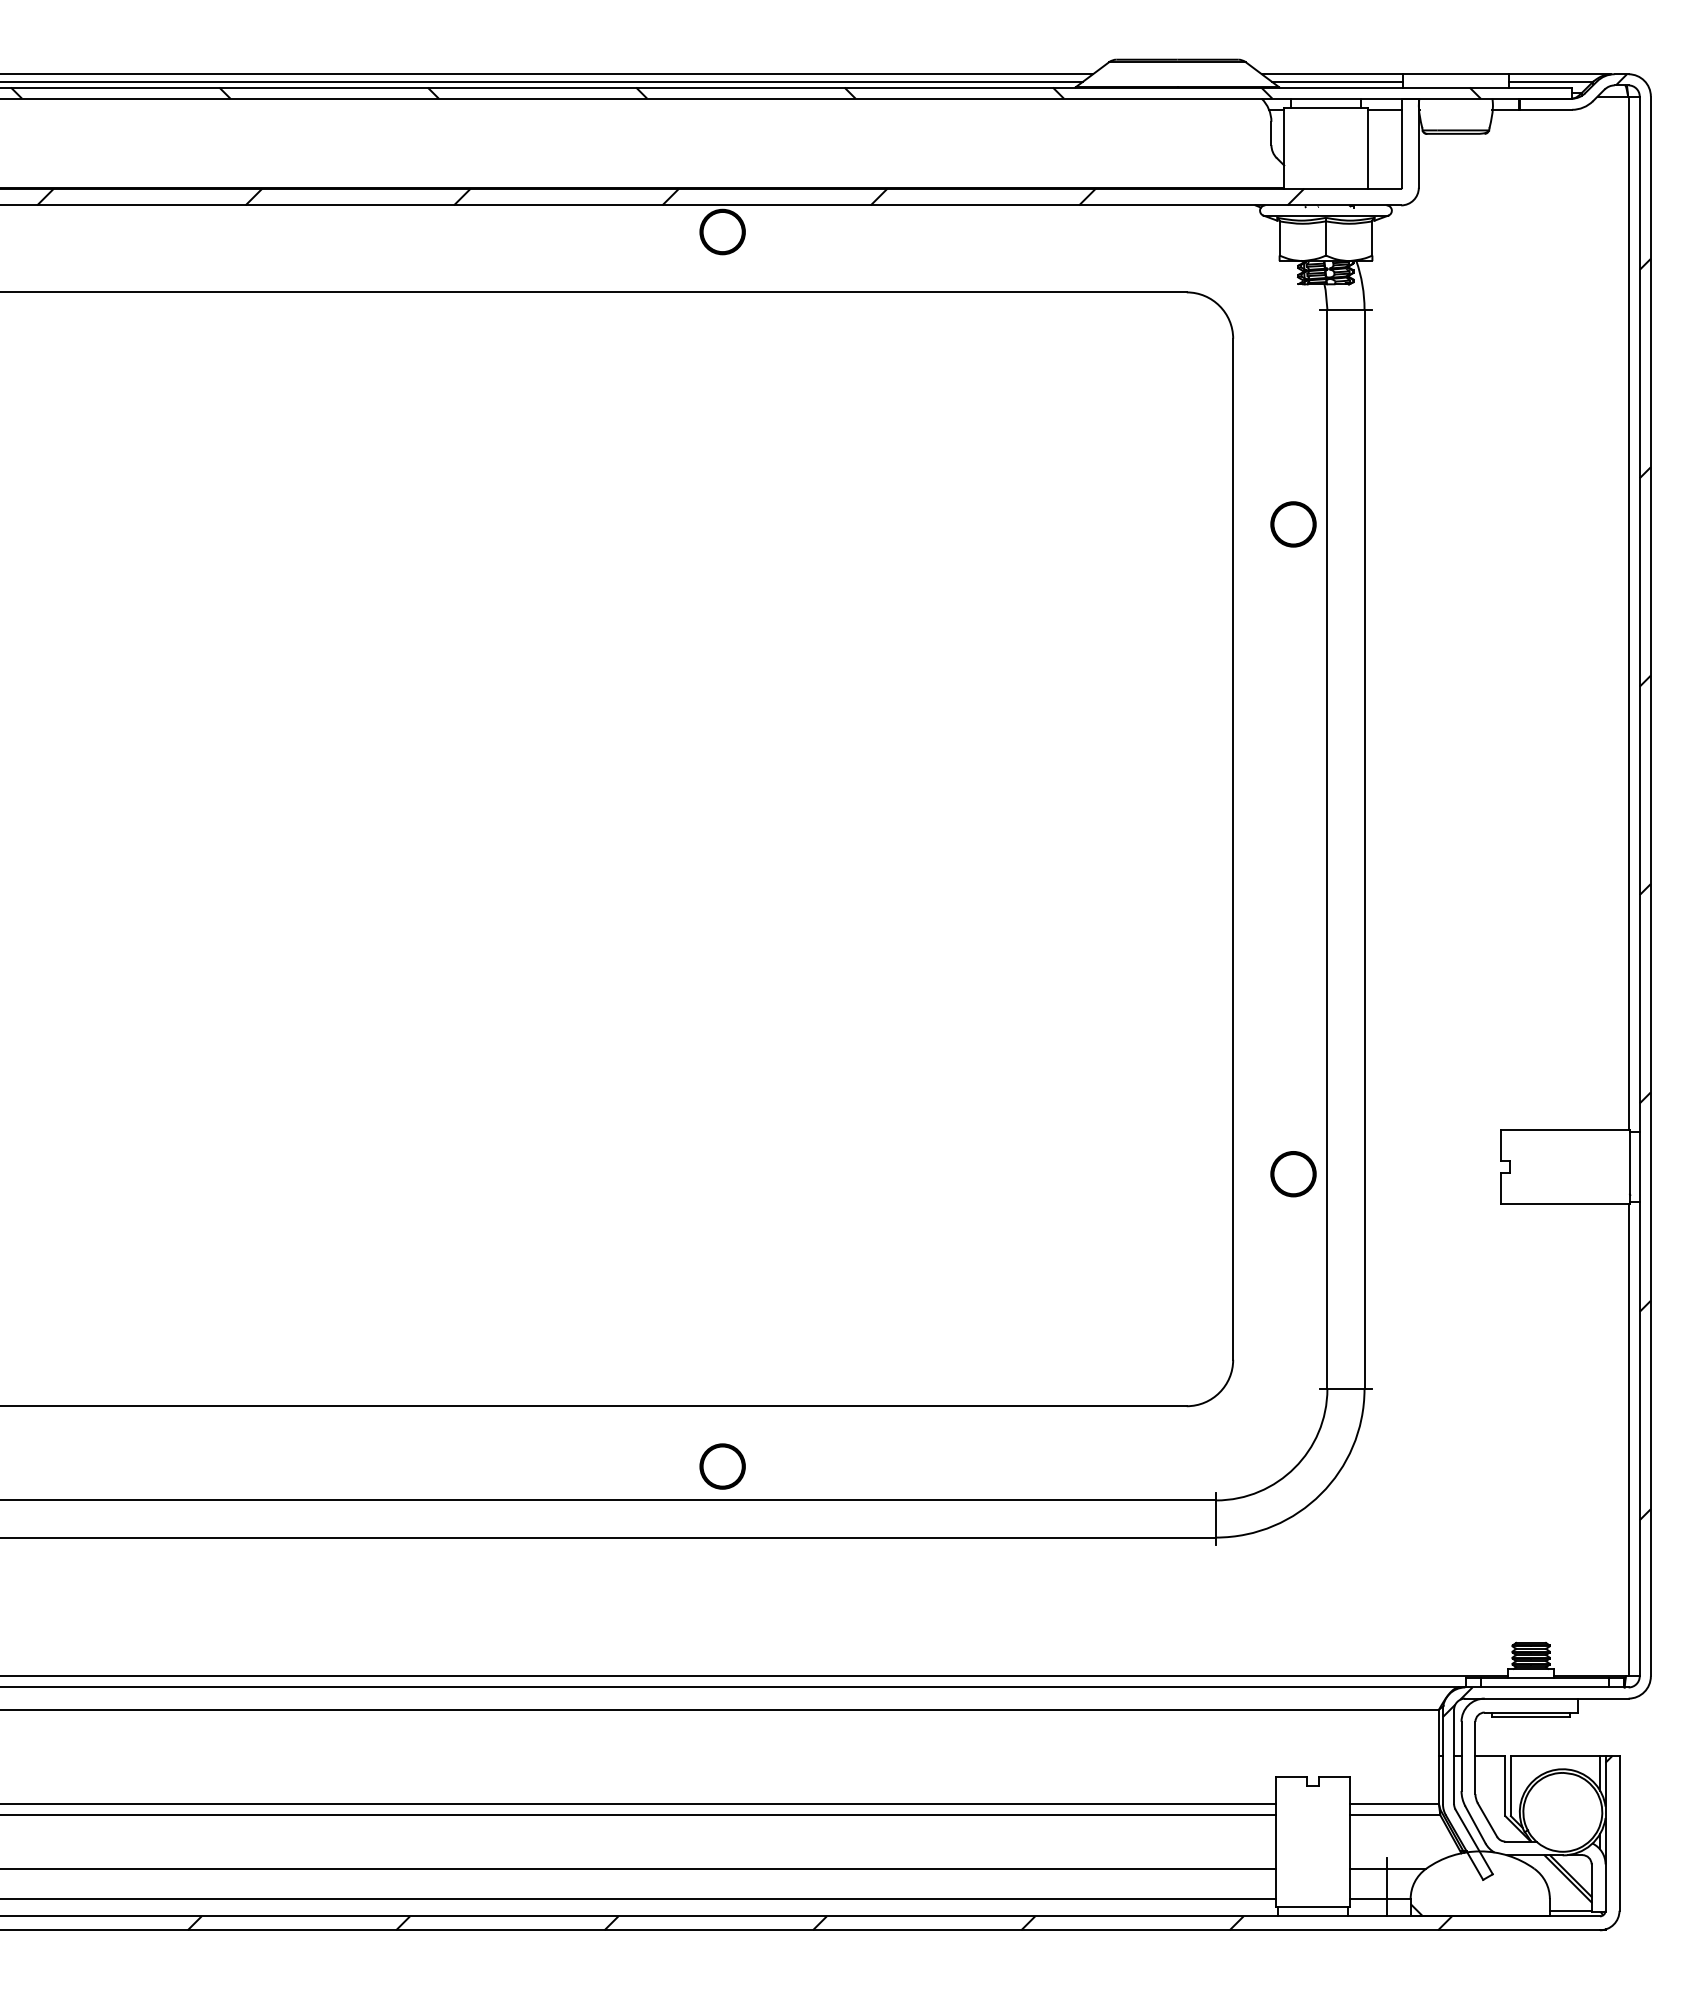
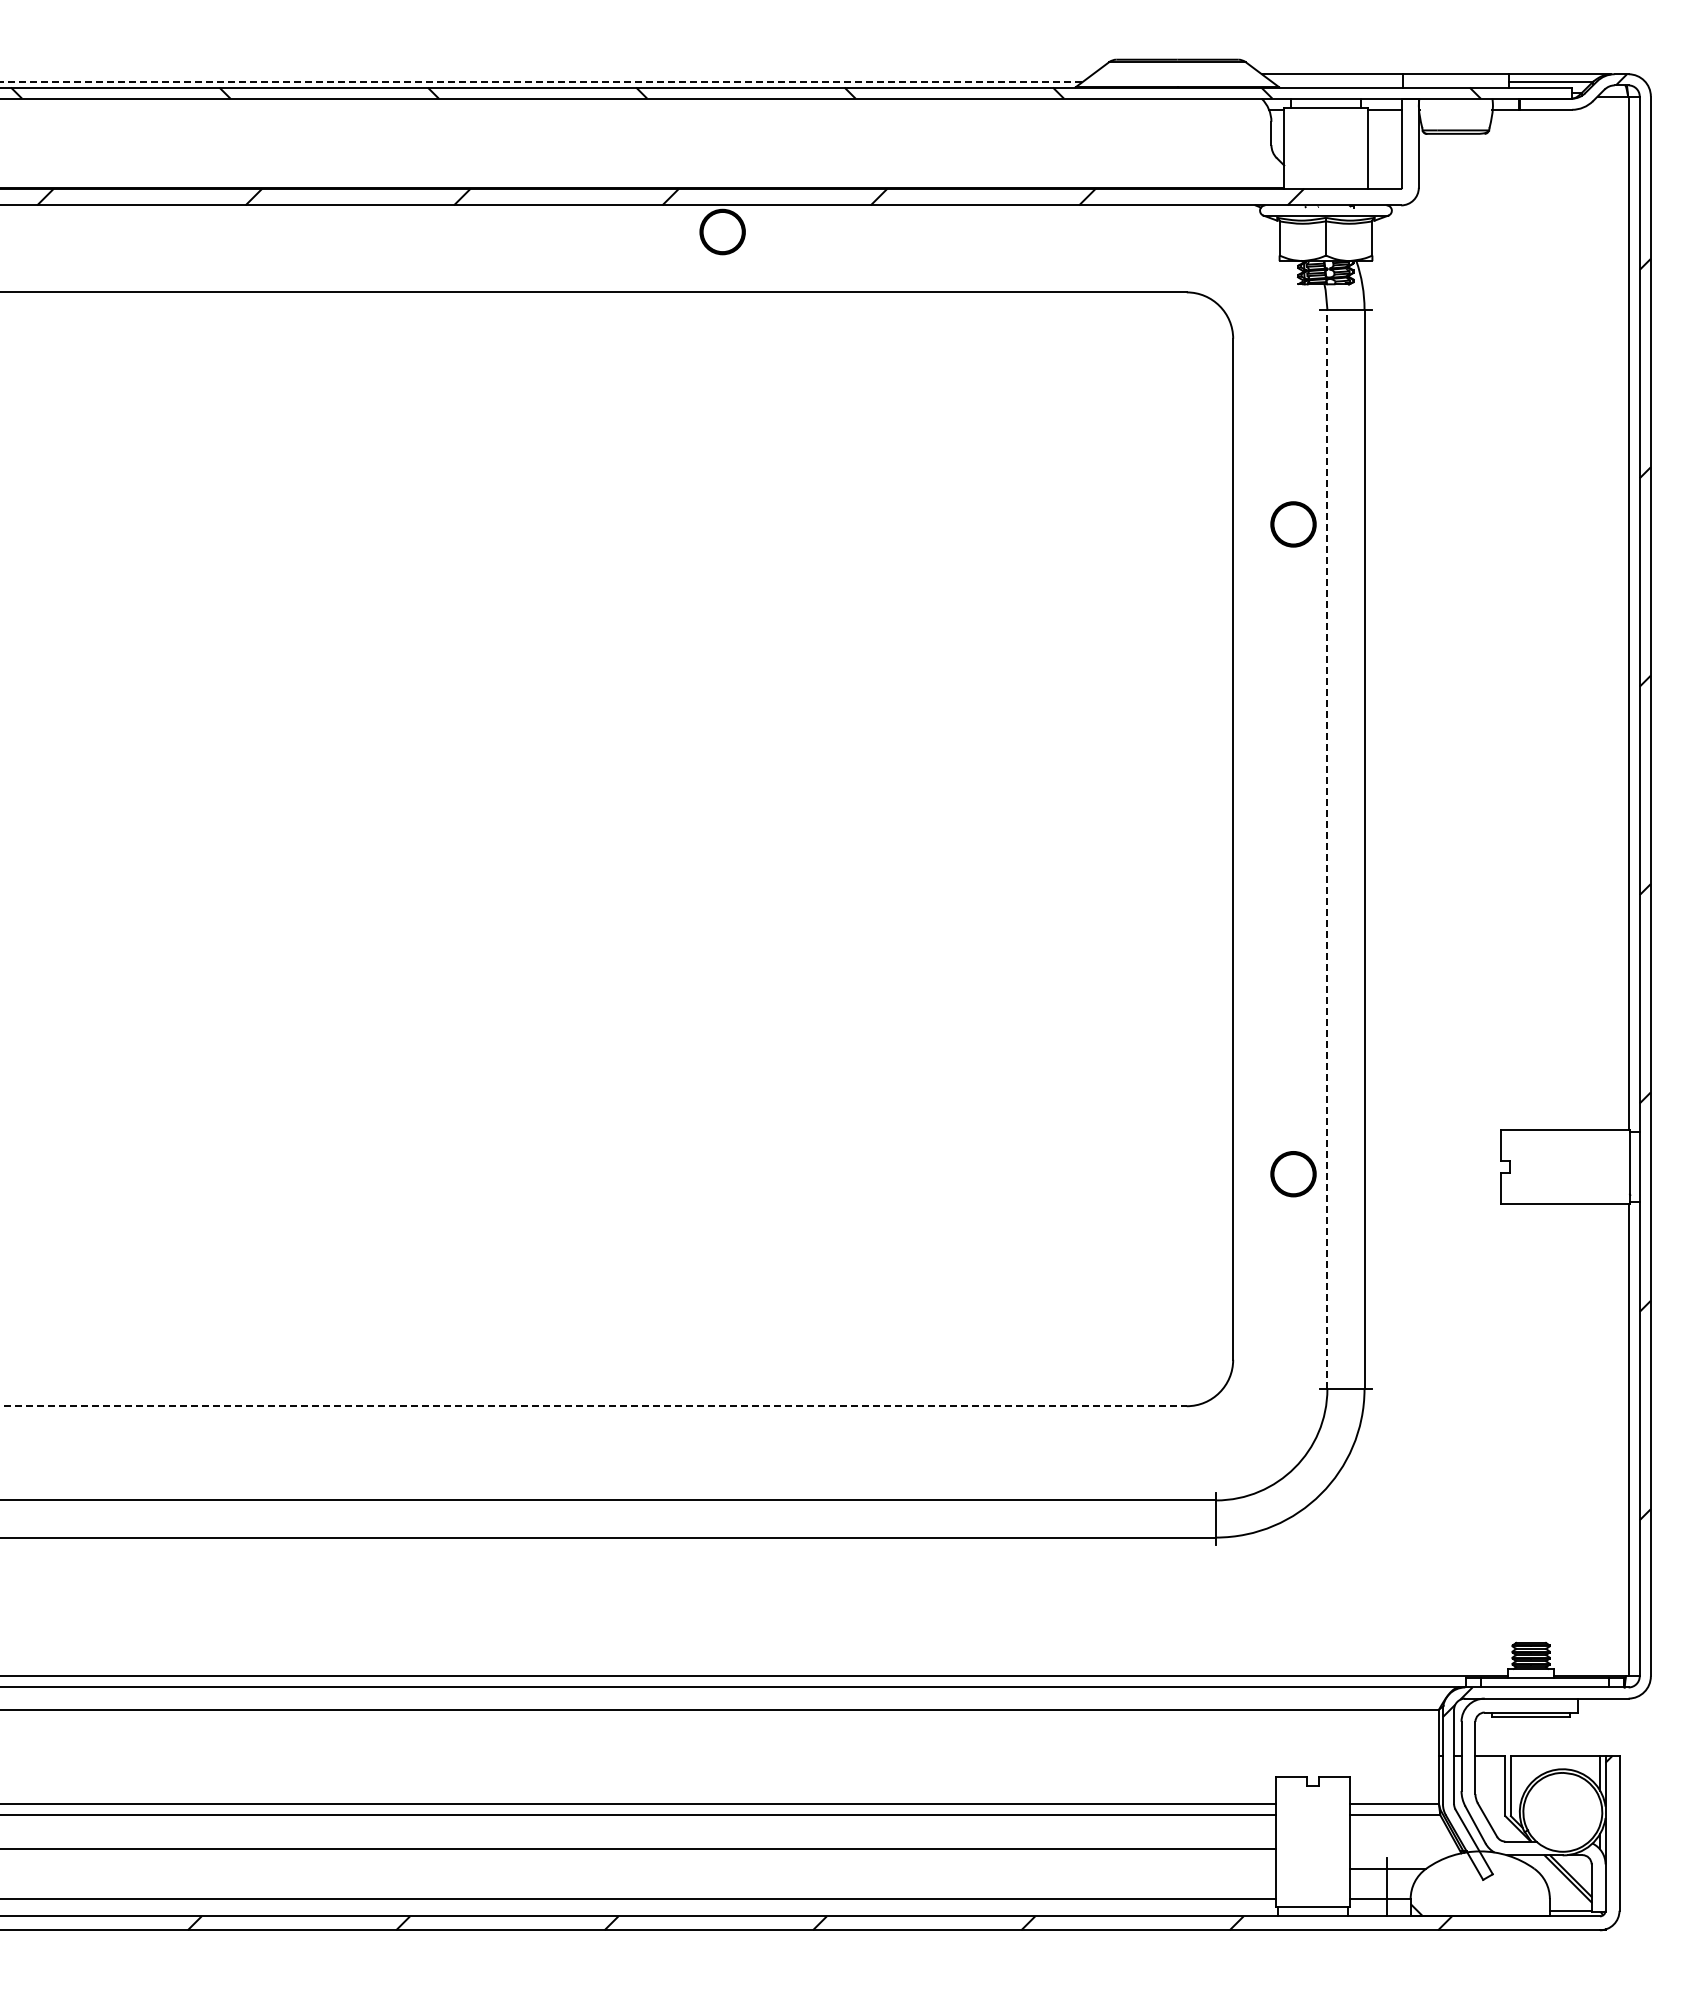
line: present -> none (547, 74)
line: solid -> dashed (542, 81)
line: present -> none (1336, 81)
line: solid -> dashed (1327, 849)
line: solid -> dashed (593, 1406)
part: present -> none (722, 1466)
line position: (639, 1868) -> (639, 1848) (639, 1848)
